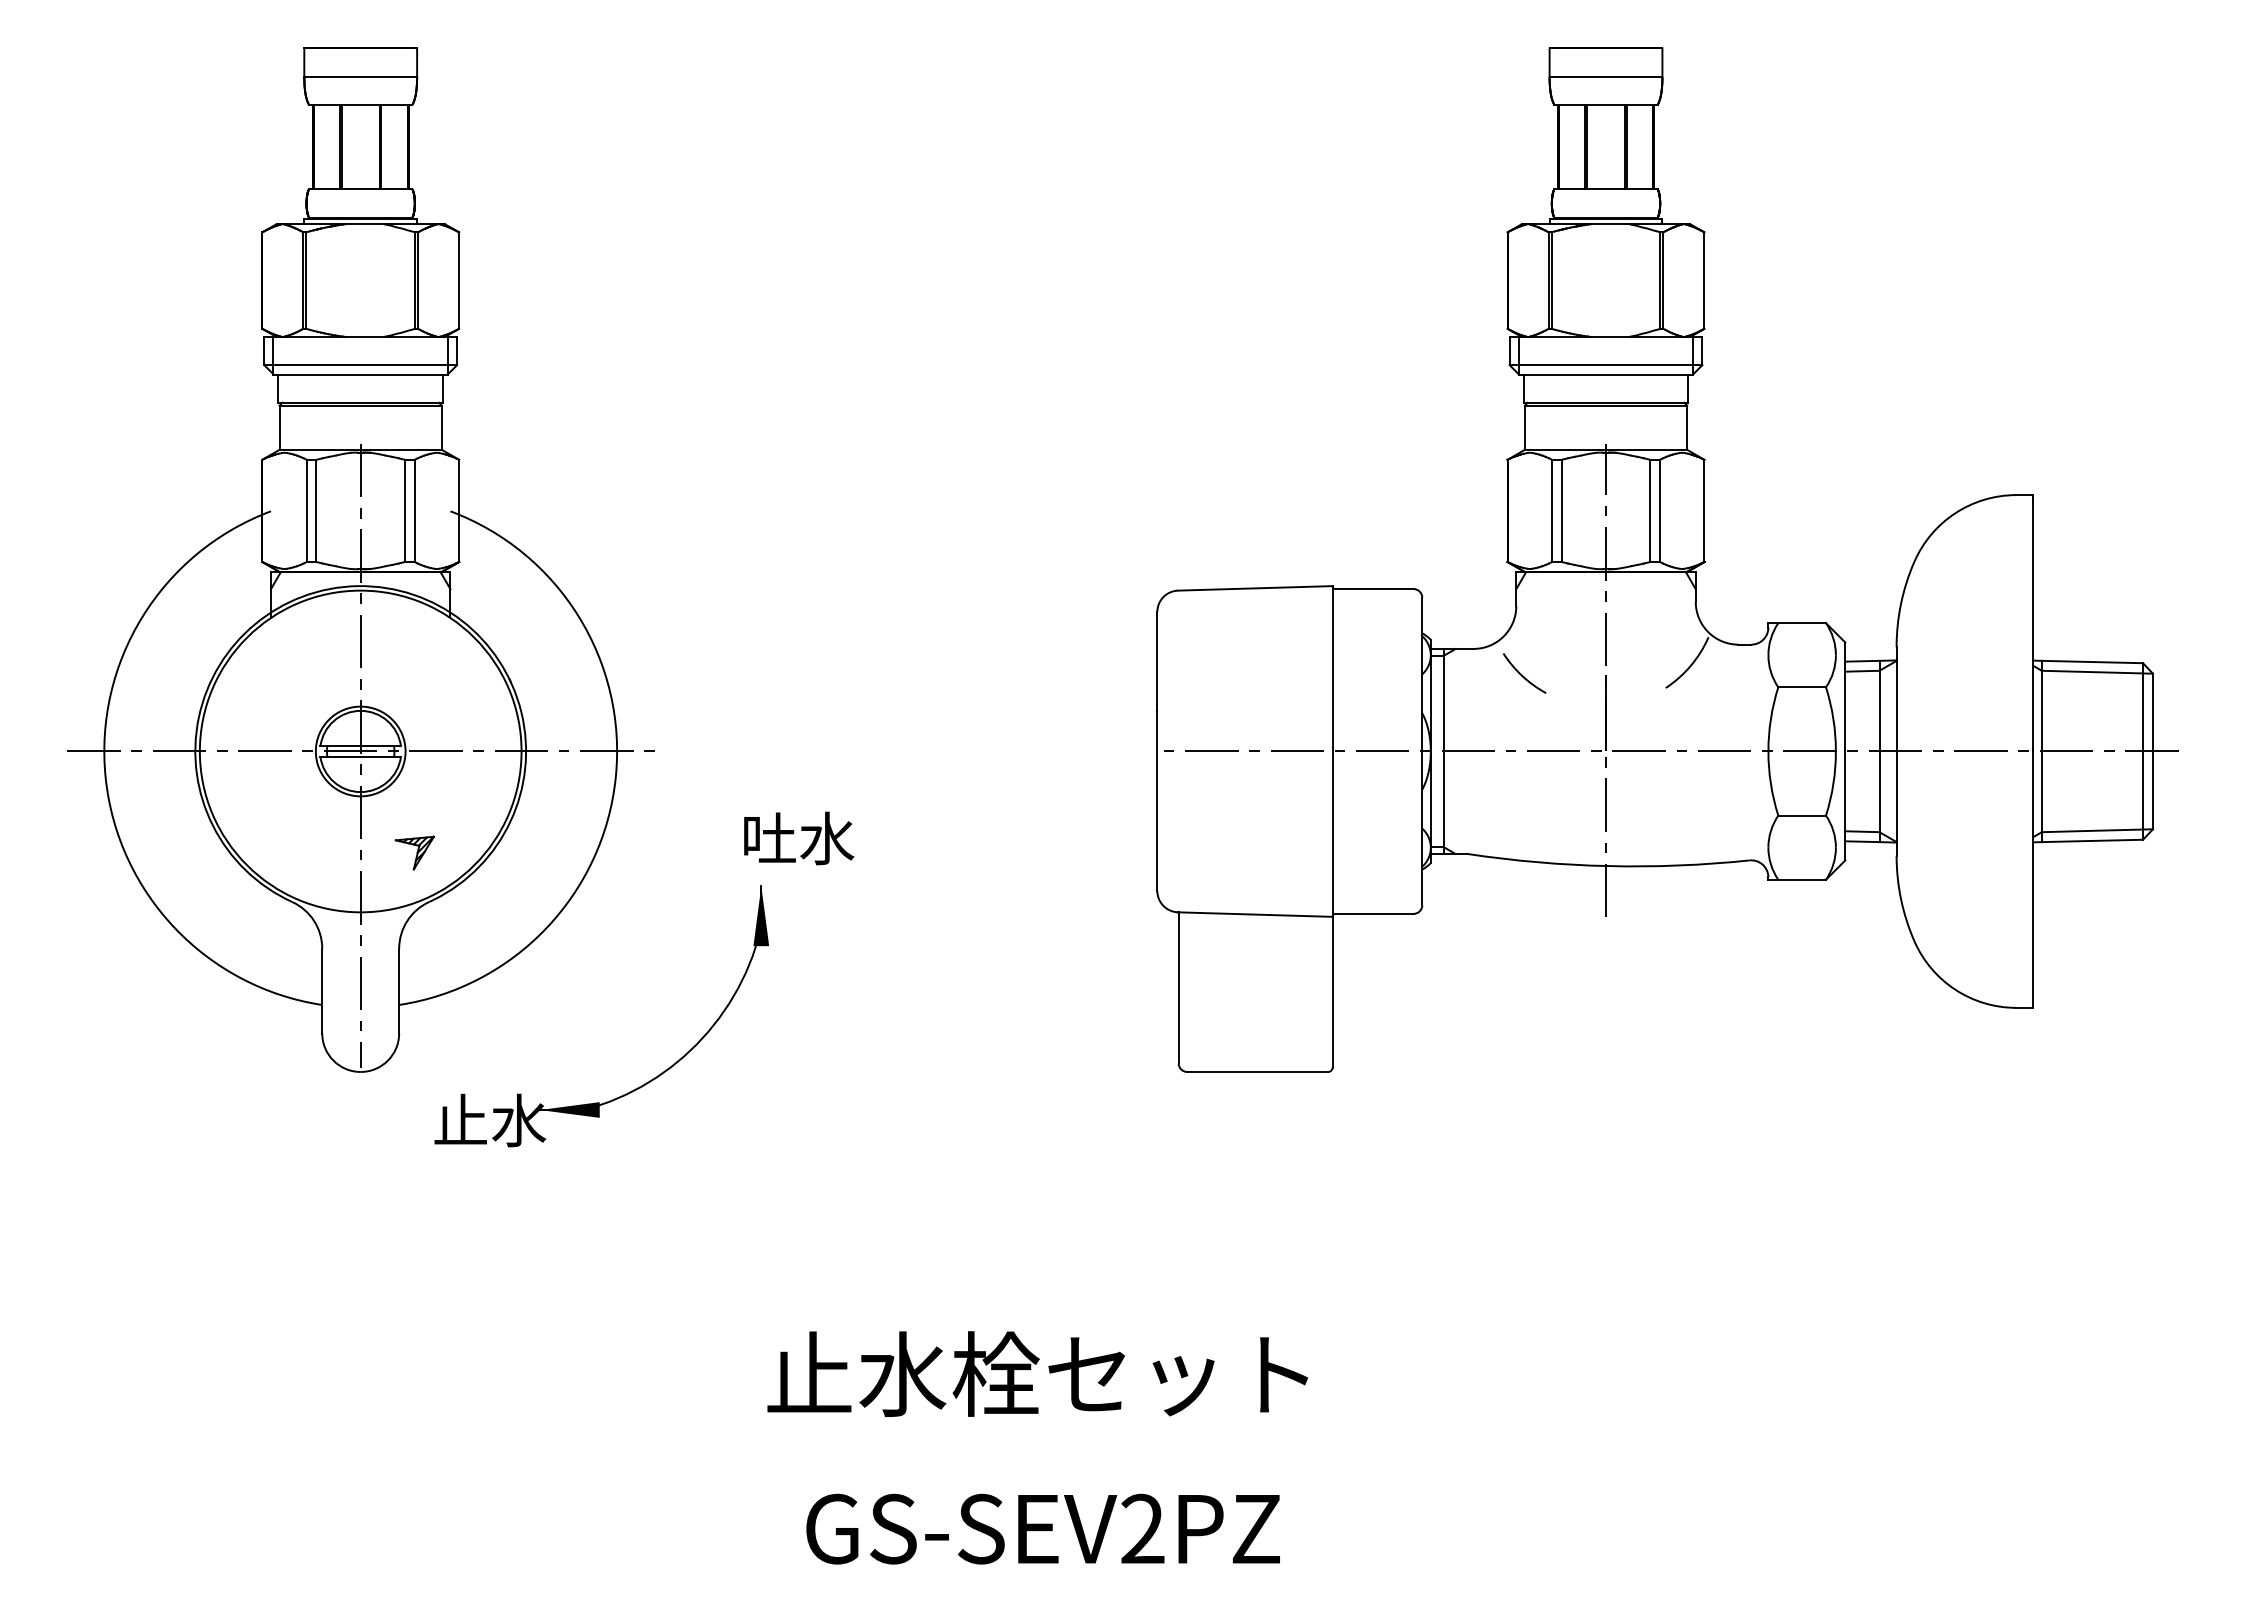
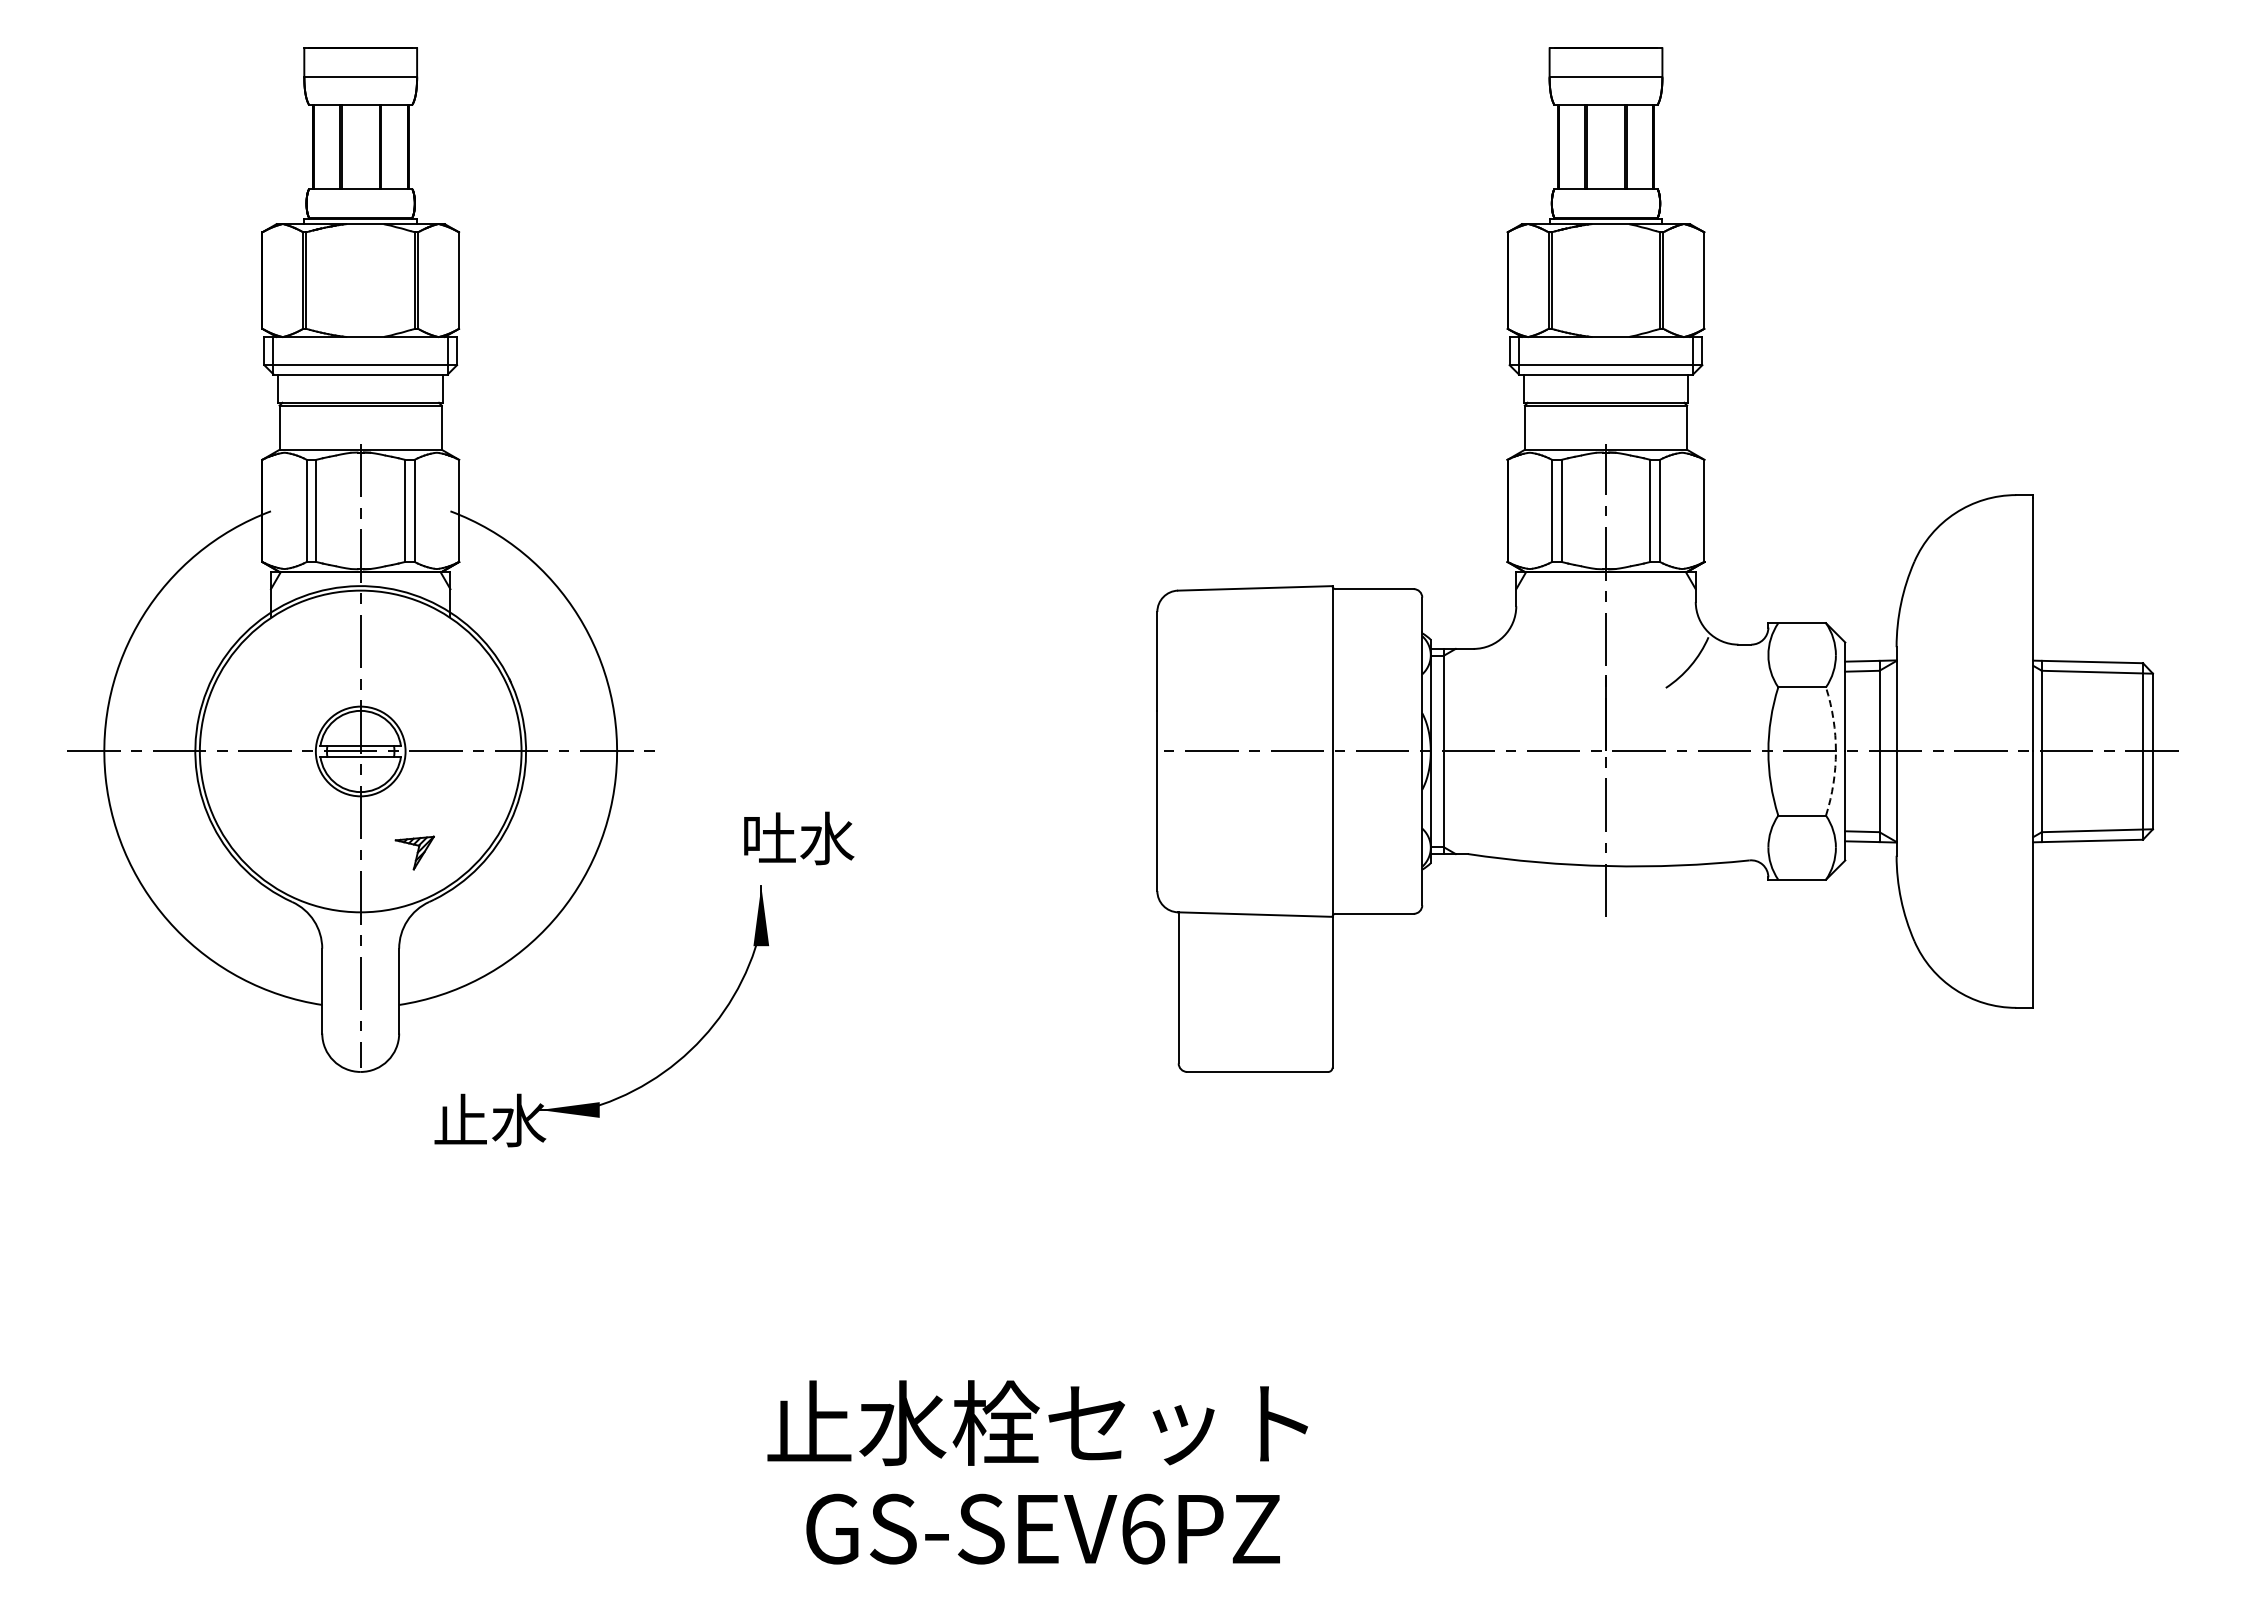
arc: present -> none (1522, 674)
arc: solid -> dashed (1835, 751)
text position: (1037, 1373) -> (1037, 1422) (1037, 1422)
text: GS-SEV2PZ -> GS-SEV6PZ (1143, 1528)
